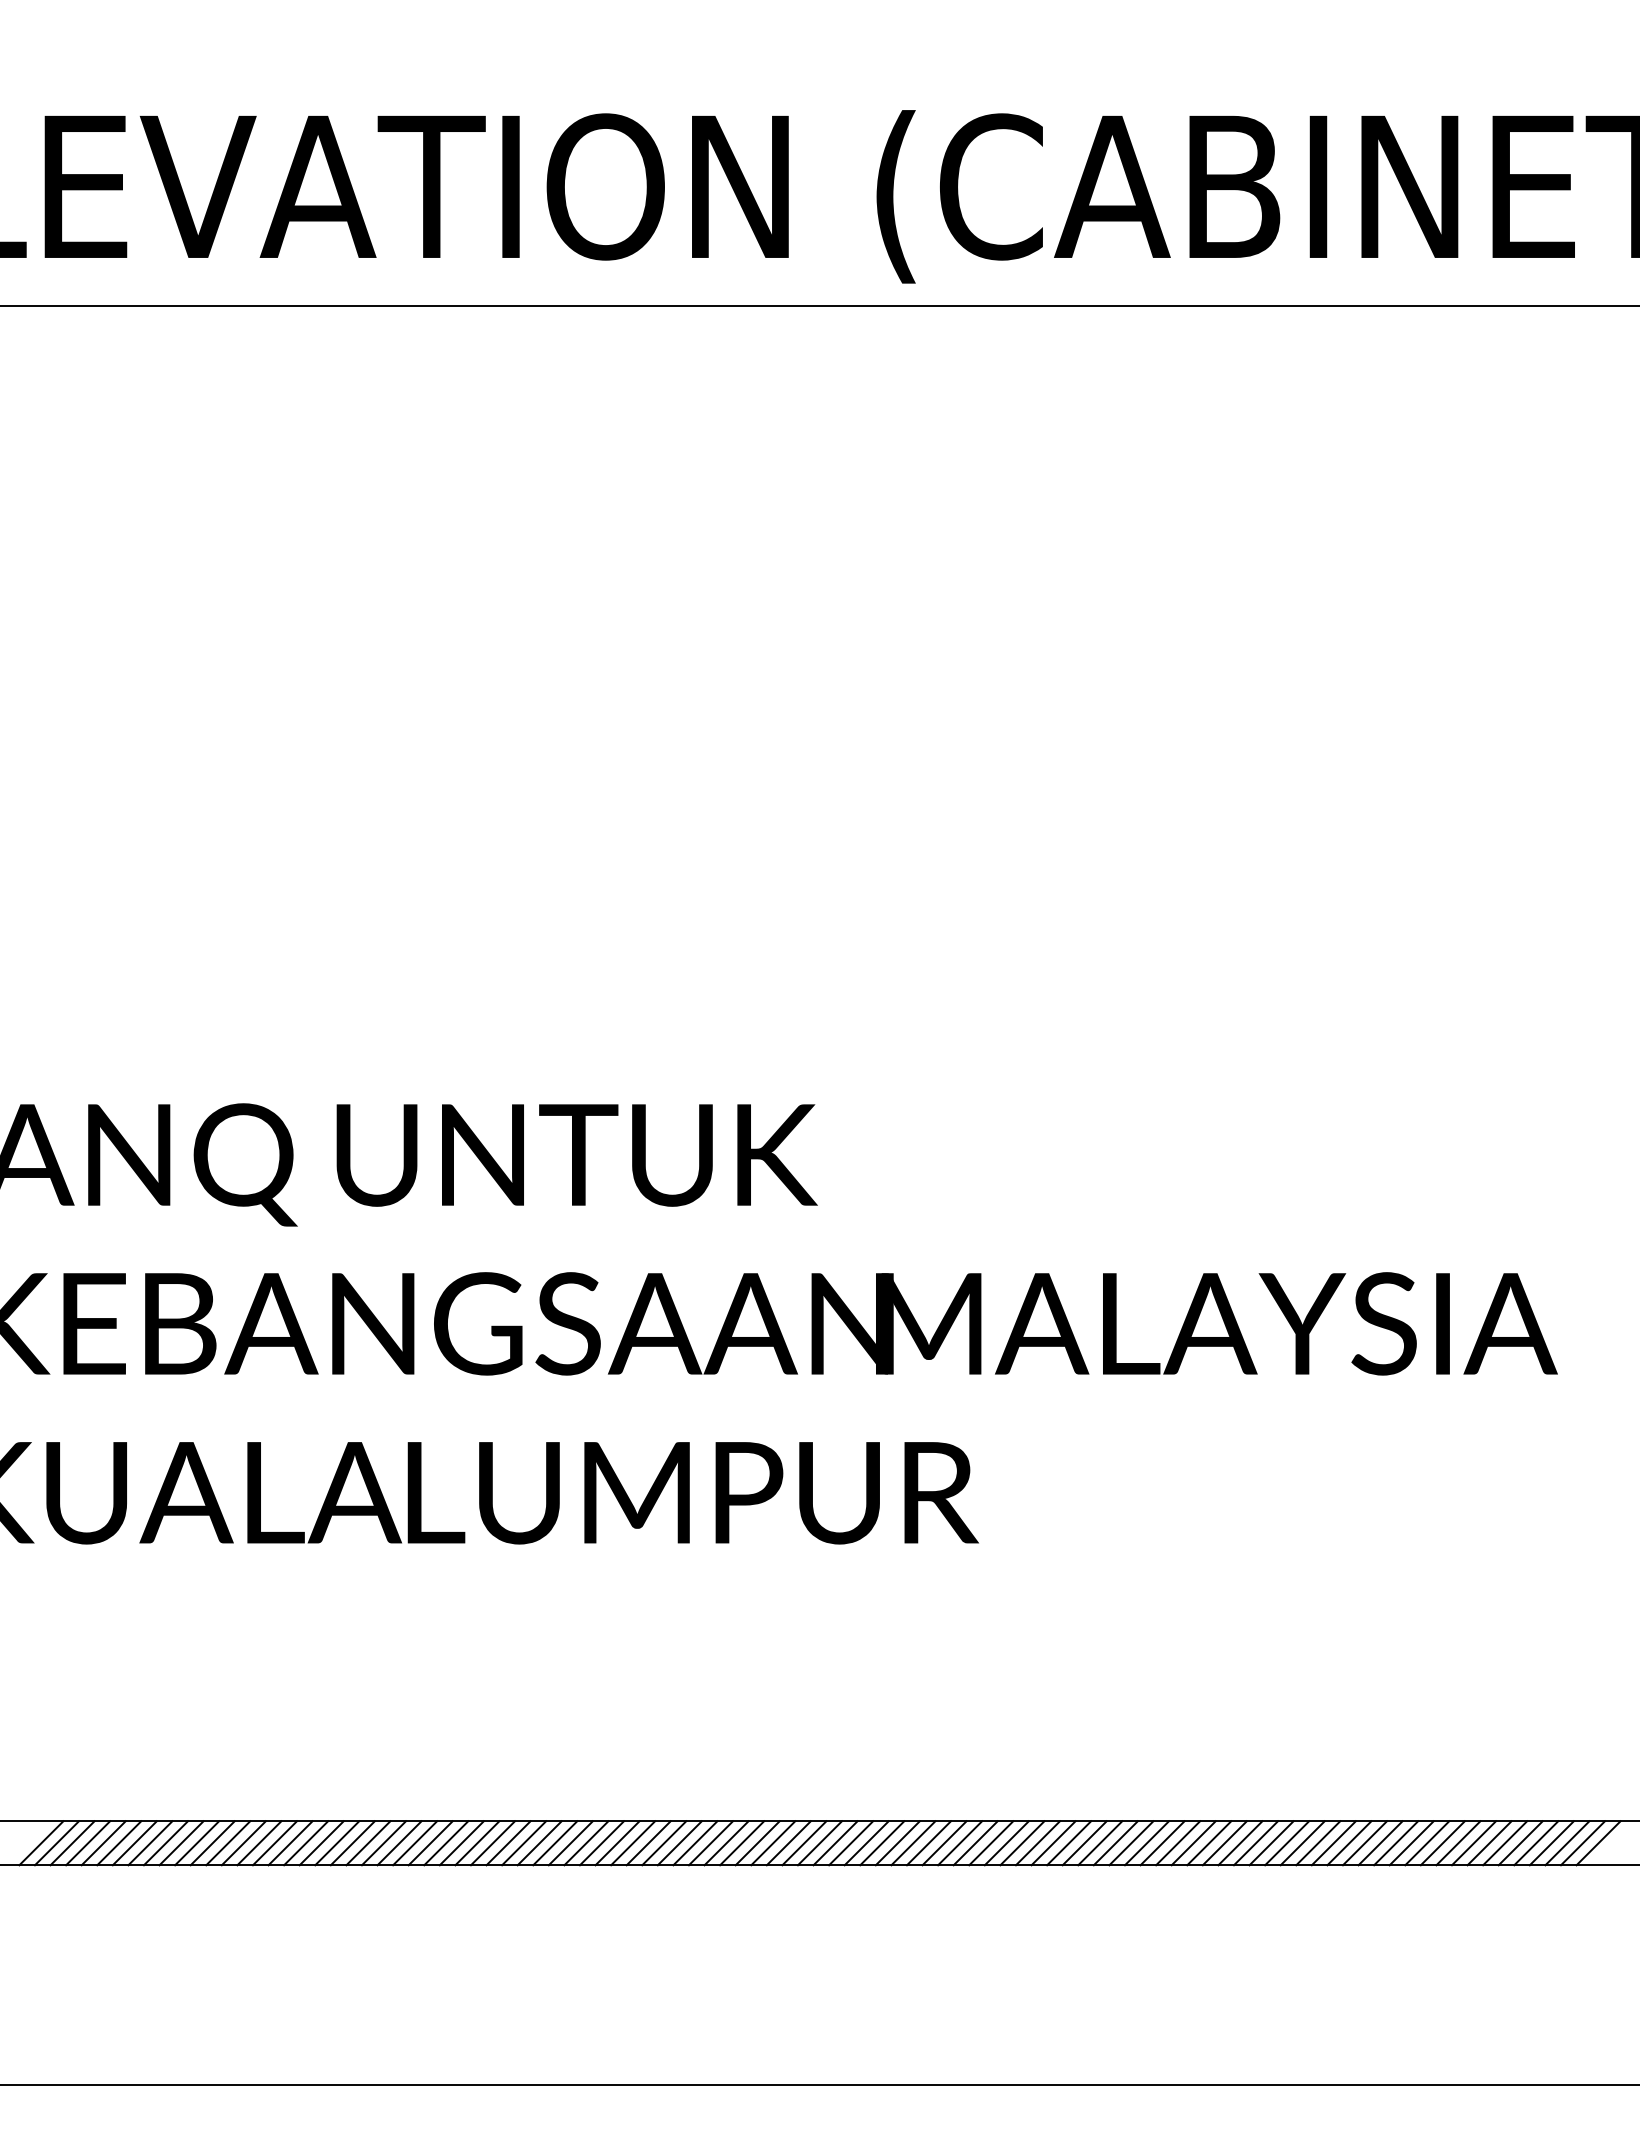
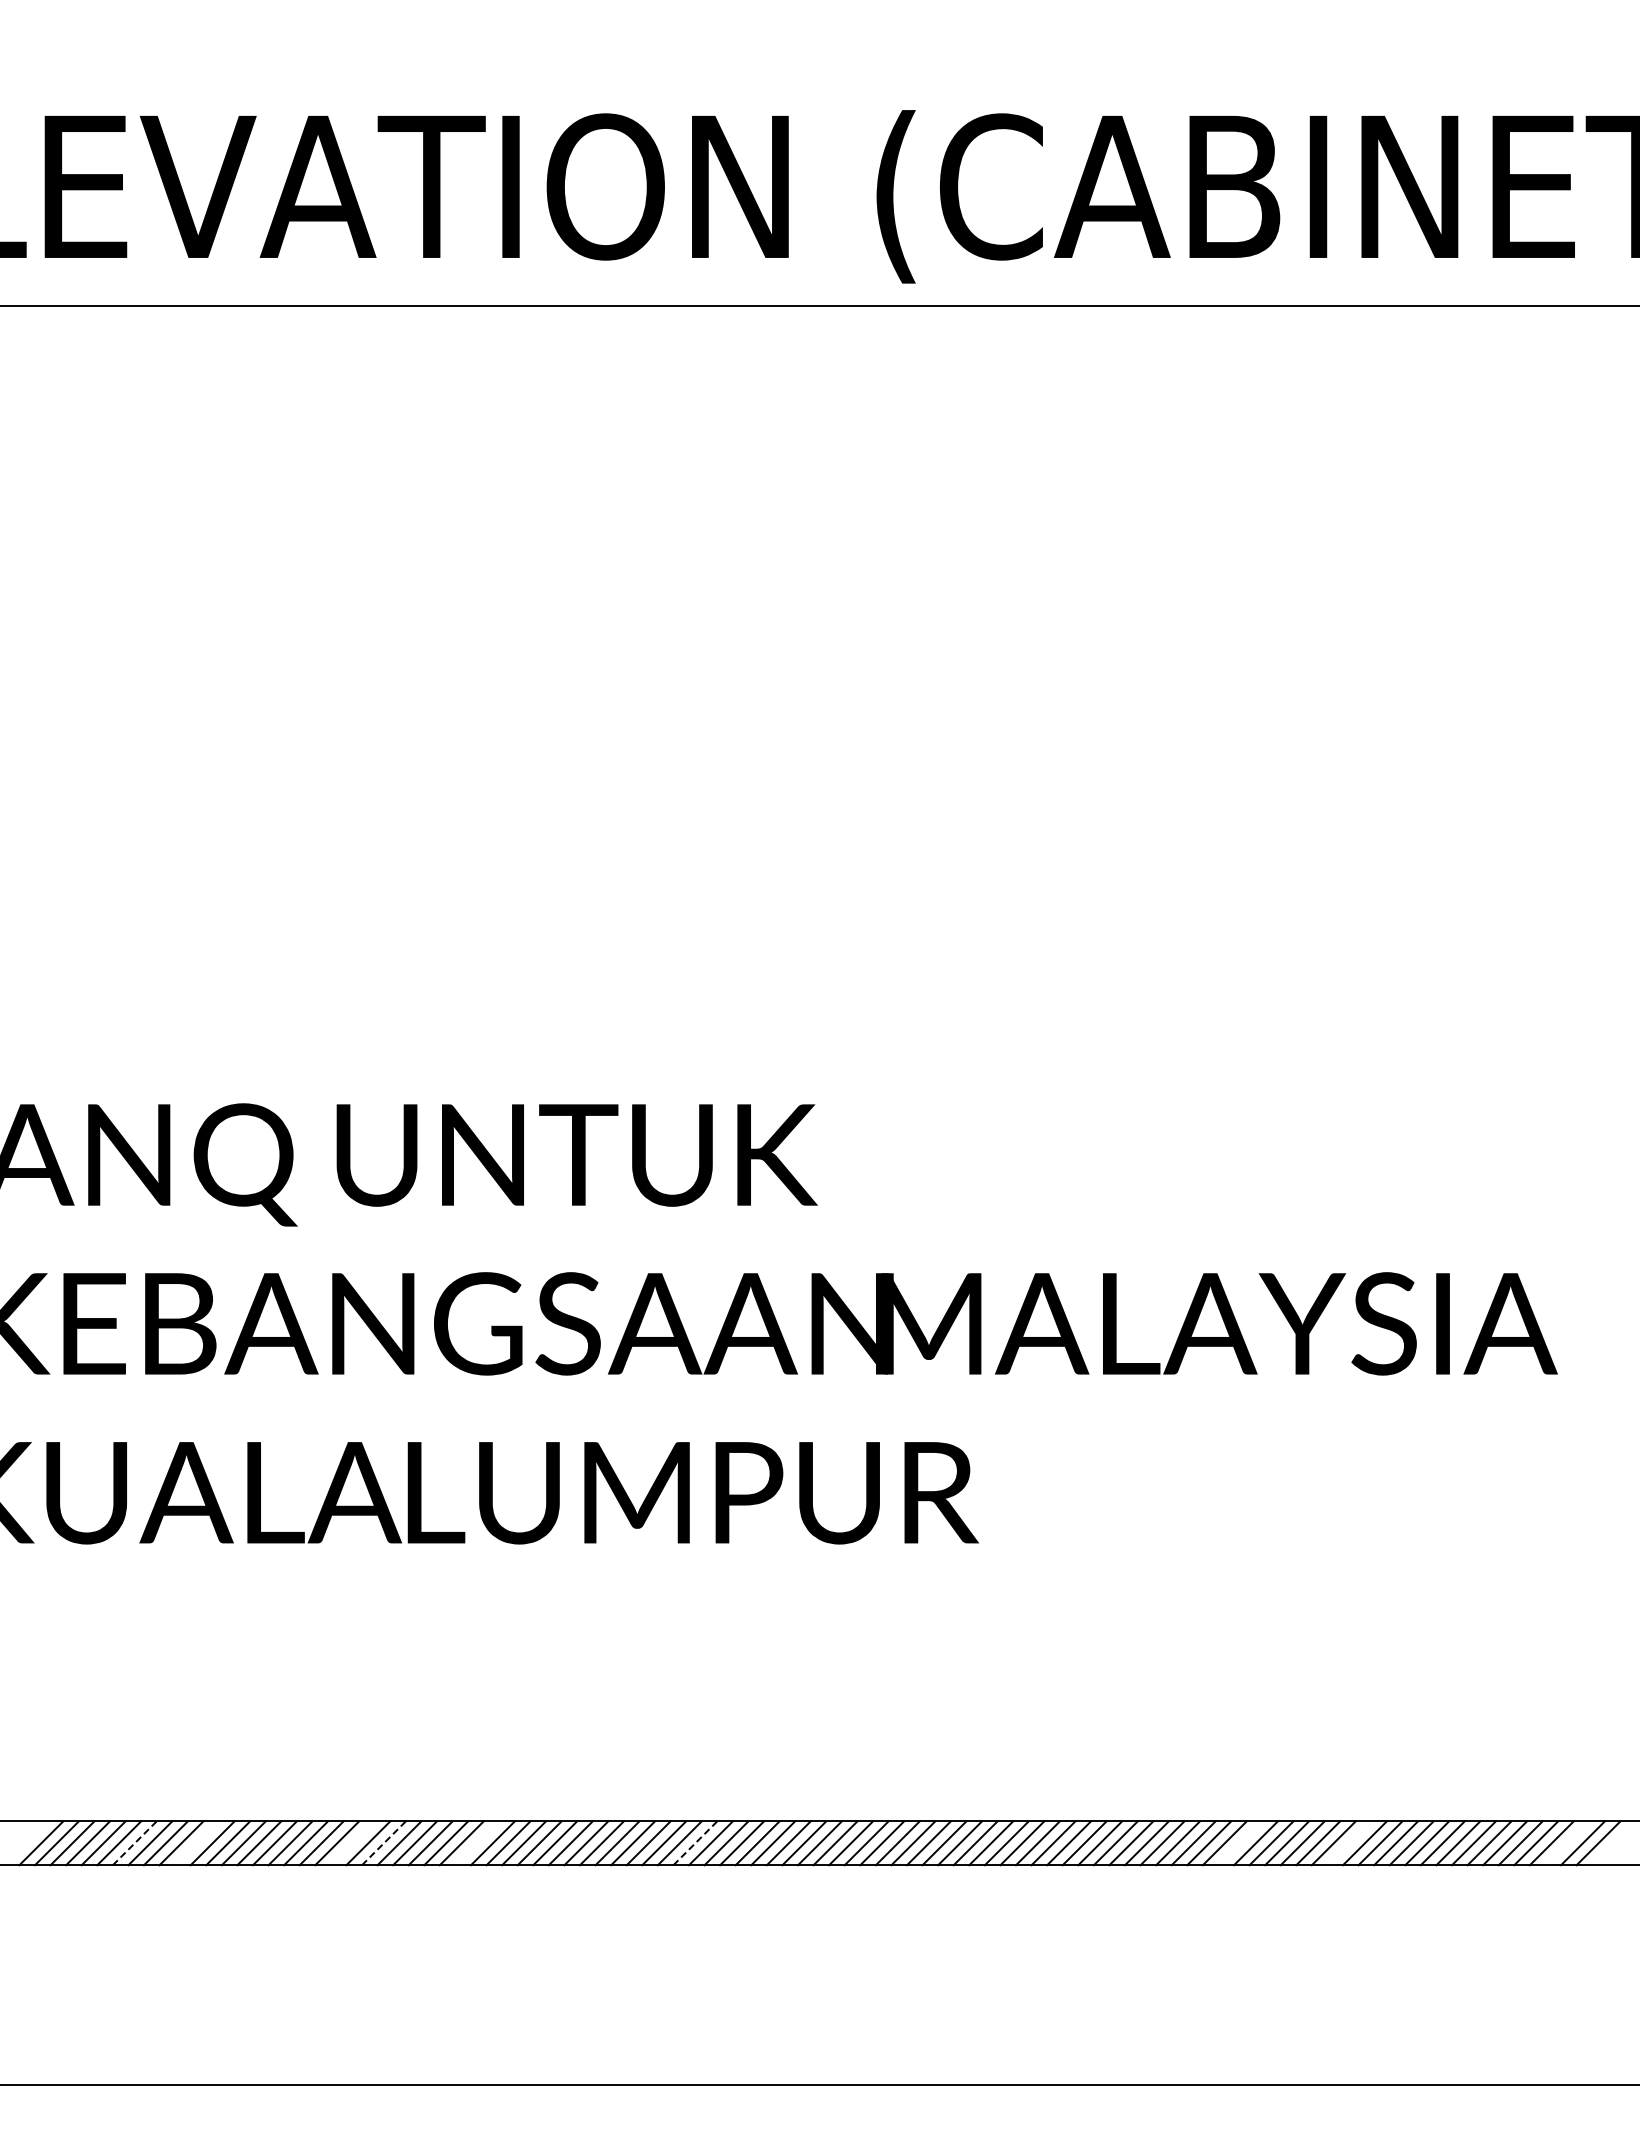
line: solid -> dashed (135, 1842)
line: solid -> dashed (384, 1842)
line: solid -> dashed (695, 1842)
line: present -> none (197, 1843)
line: present -> none (352, 1843)
line: present -> none (477, 1843)
line: present -> none (1240, 1843)
line: present -> none (1349, 1843)
line: present -> none (1567, 1843)
